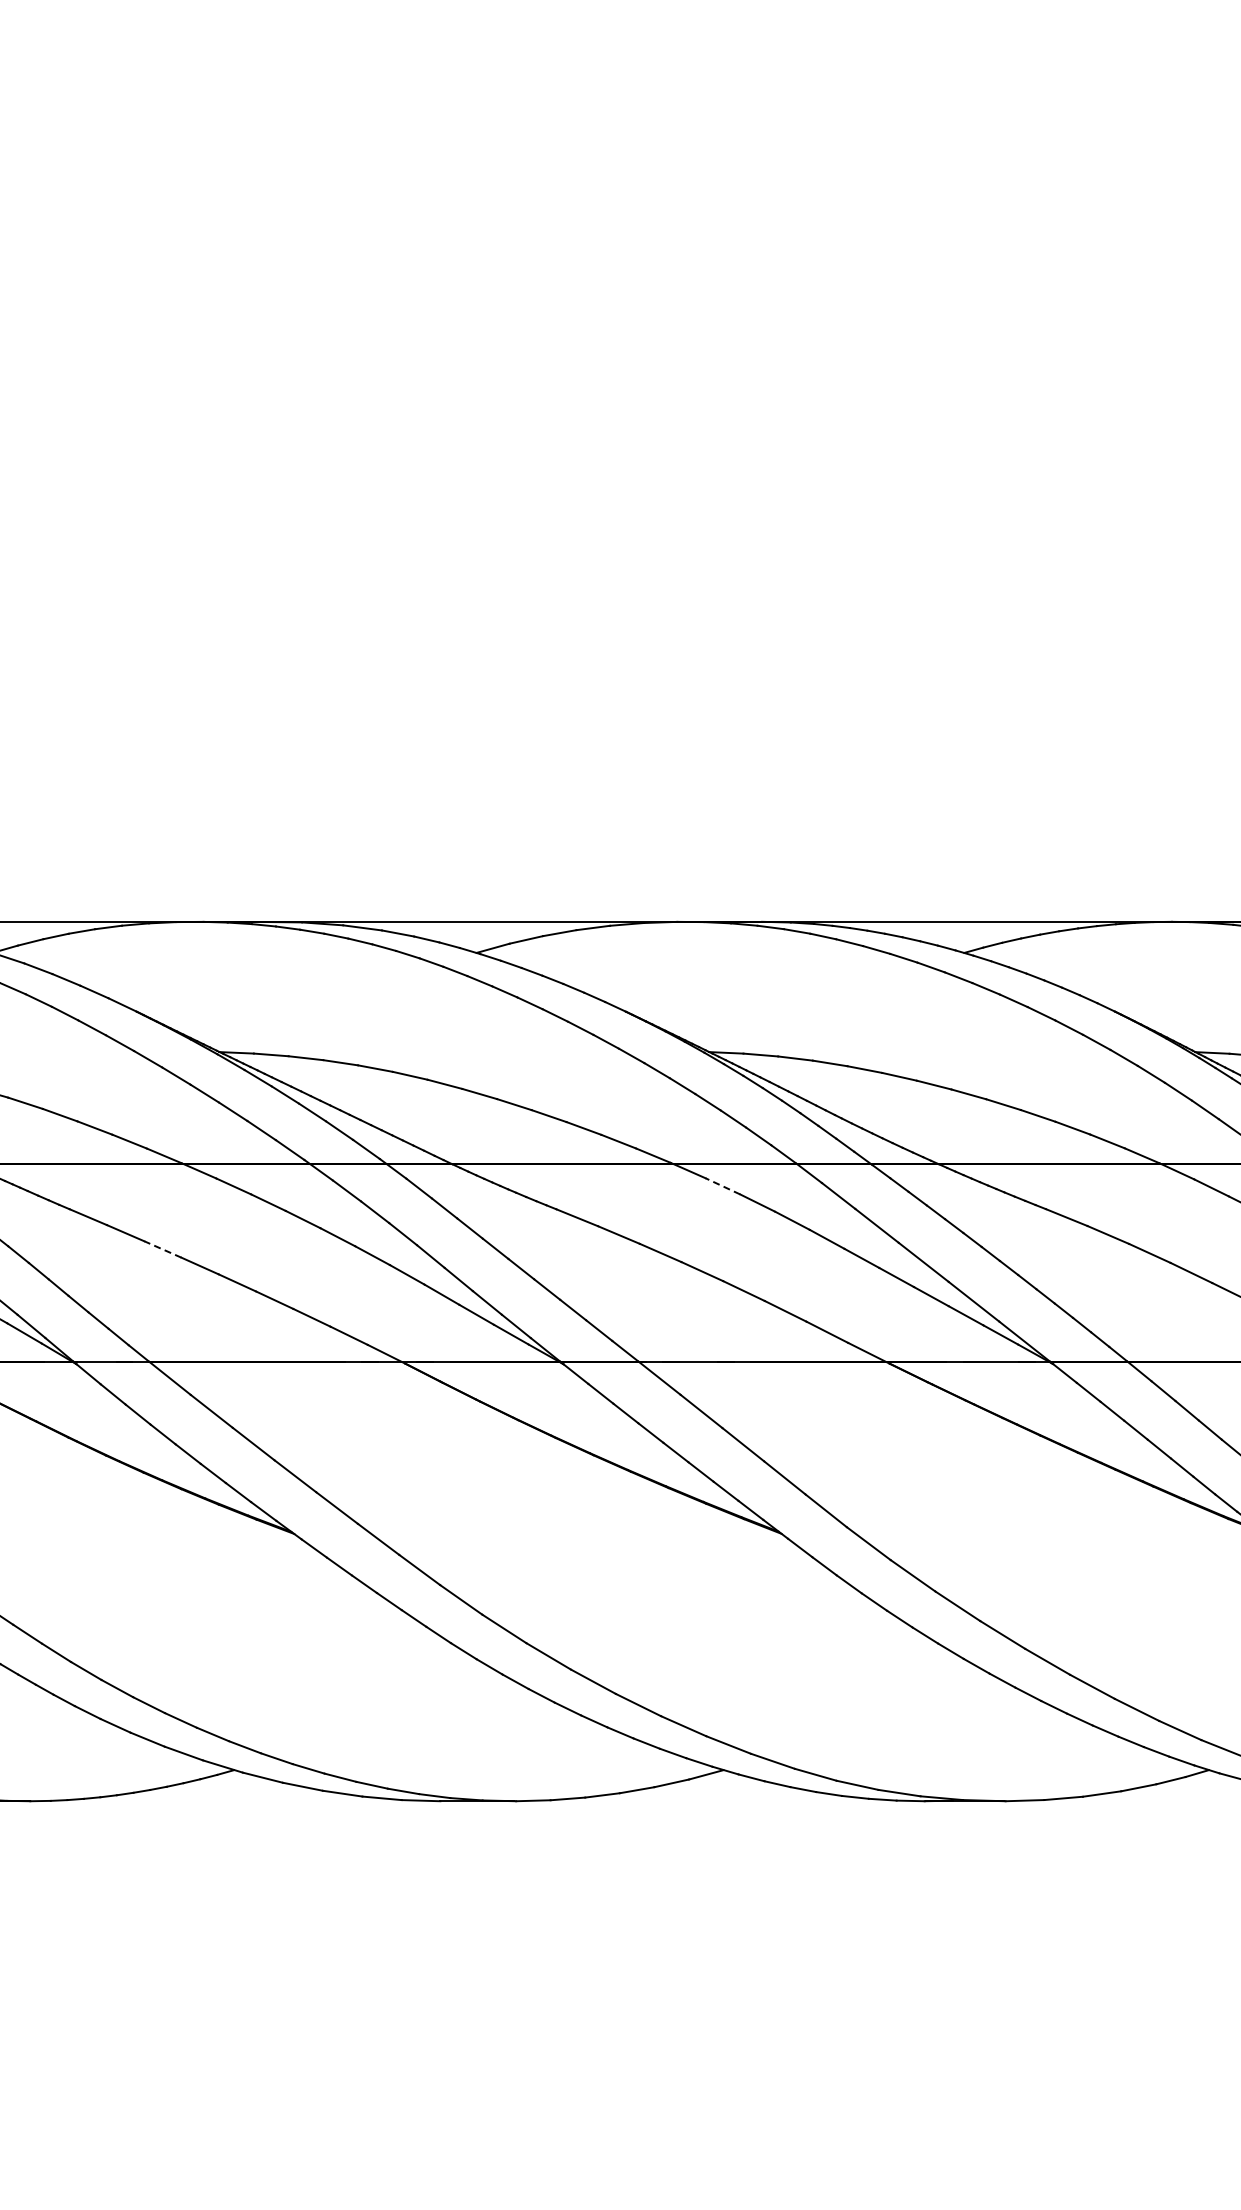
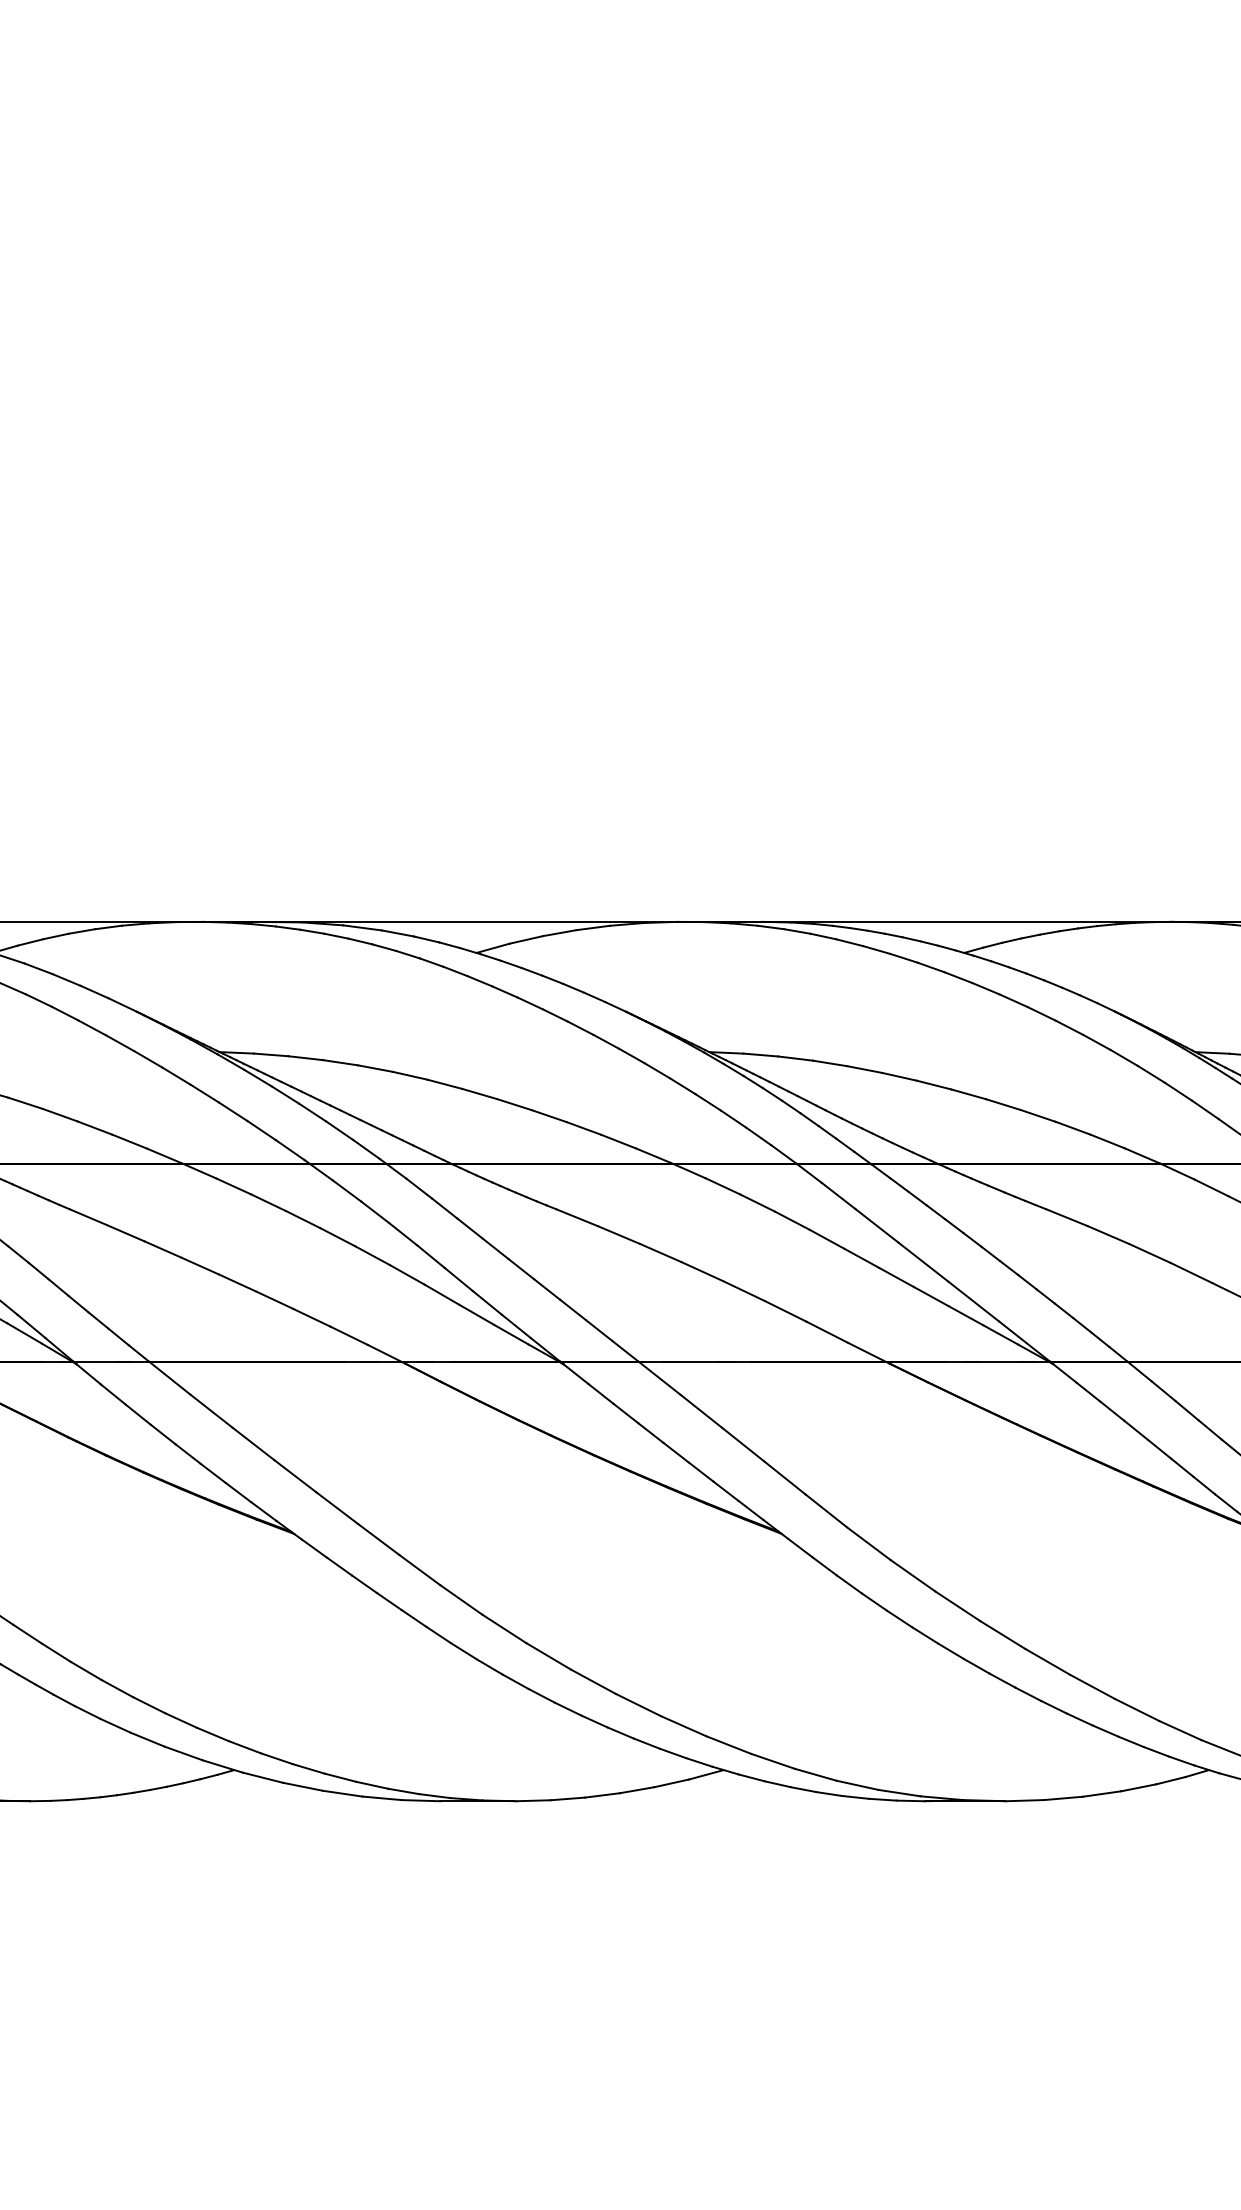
line: dashed -> solid (722, 1186)
line: dashed -> solid (162, 1249)
